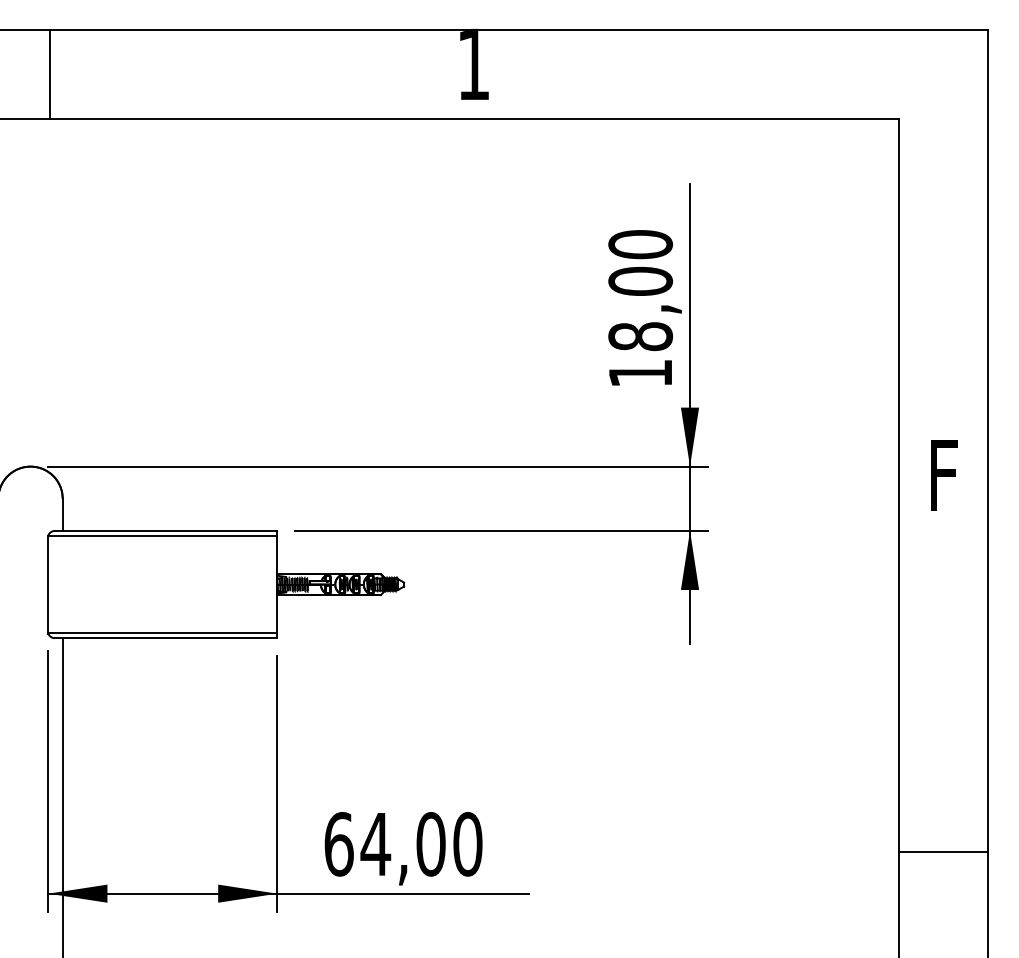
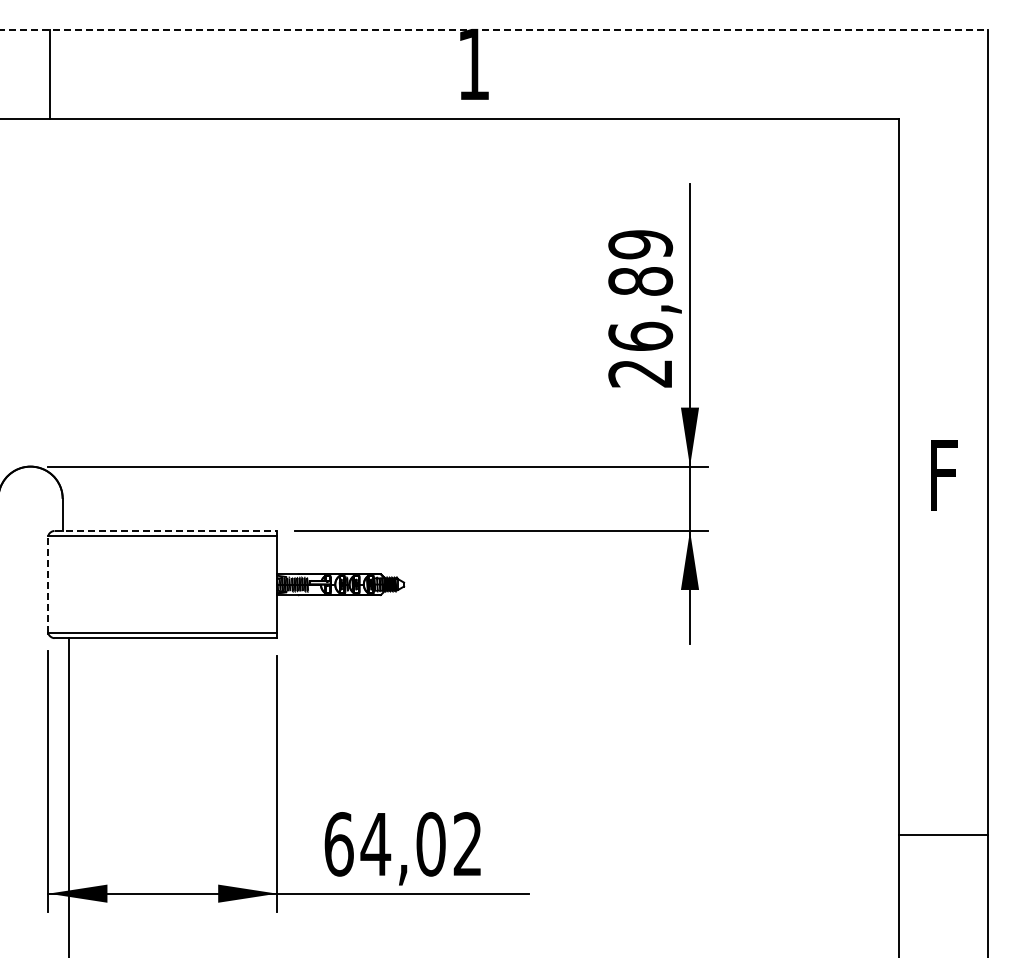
line: solid -> dashed (494, 29)
text: 18,00 -> 26,89 (640, 308)
line: solid -> dashed (166, 530)
line: solid -> dashed (48, 584)
line position: (62, 796) -> (68, 796) (68, 796)
text: 64,00 -> 64,02 (467, 844)
line position: (943, 852) -> (943, 835) (943, 835)
